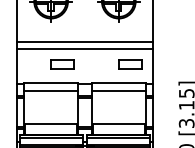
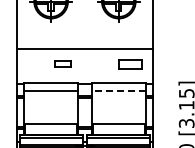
line: present -> none (84, 41)
part size: 25x11 px -> 18x8 px (62, 63)
line: solid -> dashed (118, 90)
